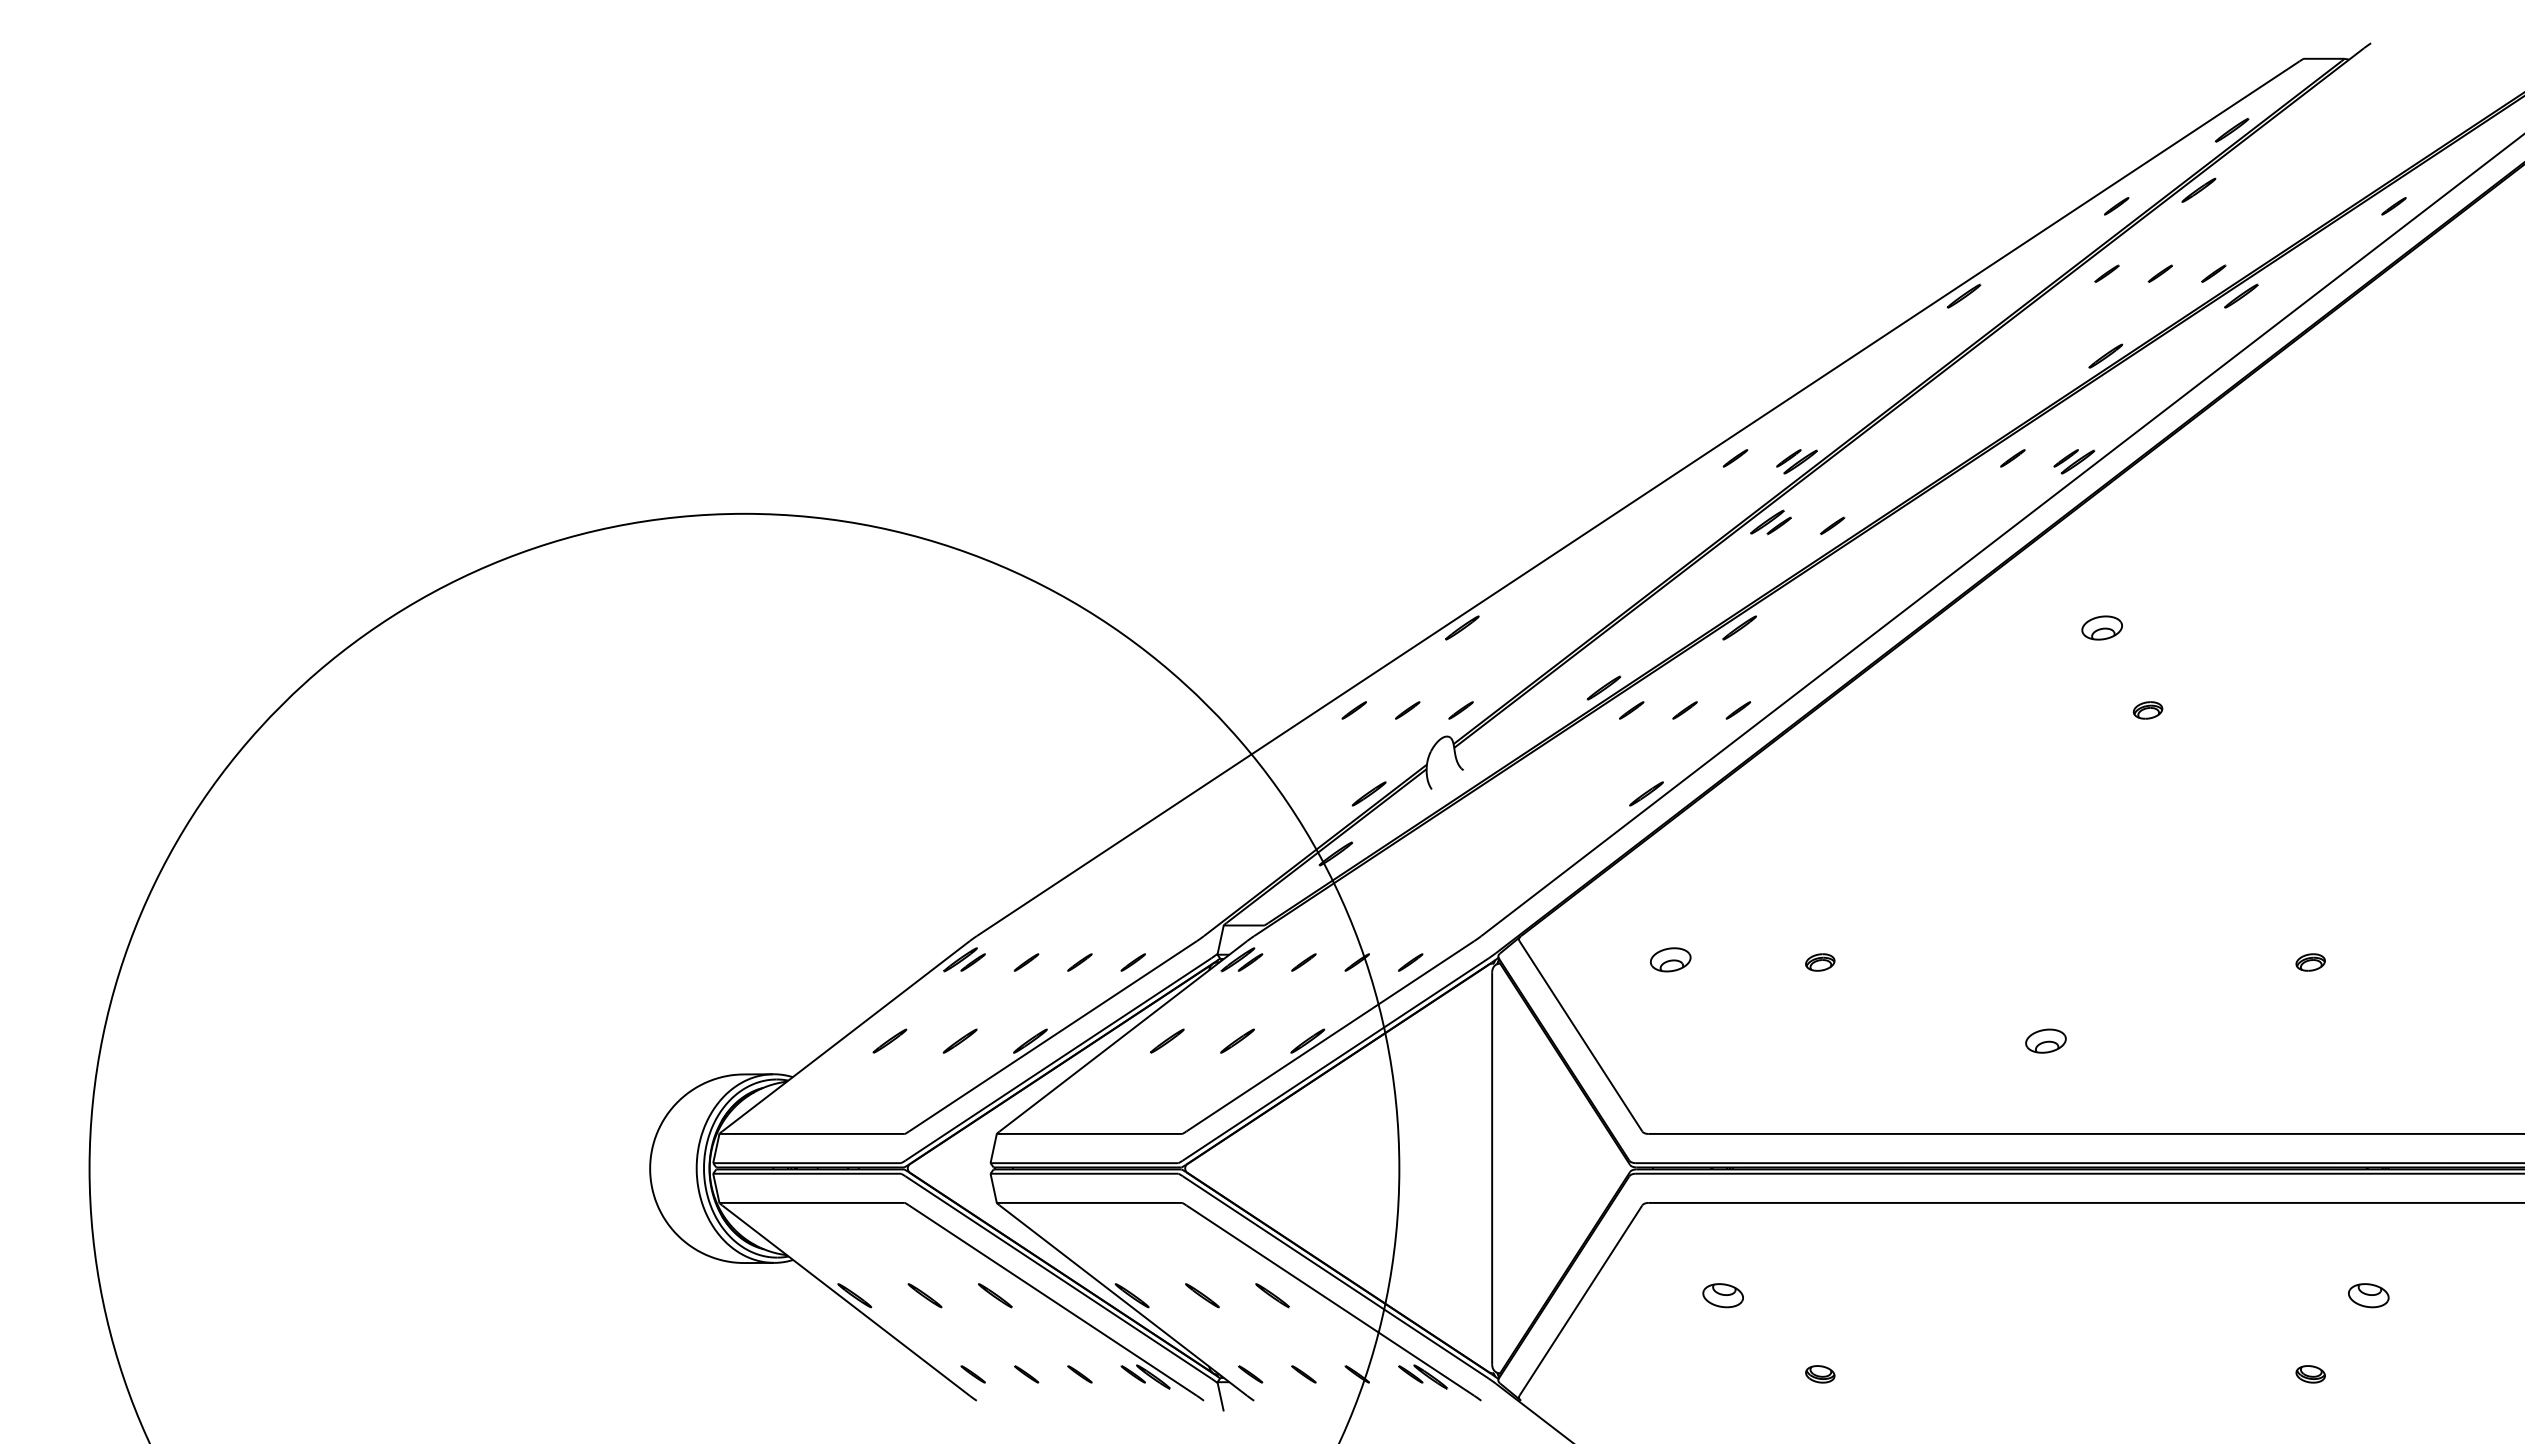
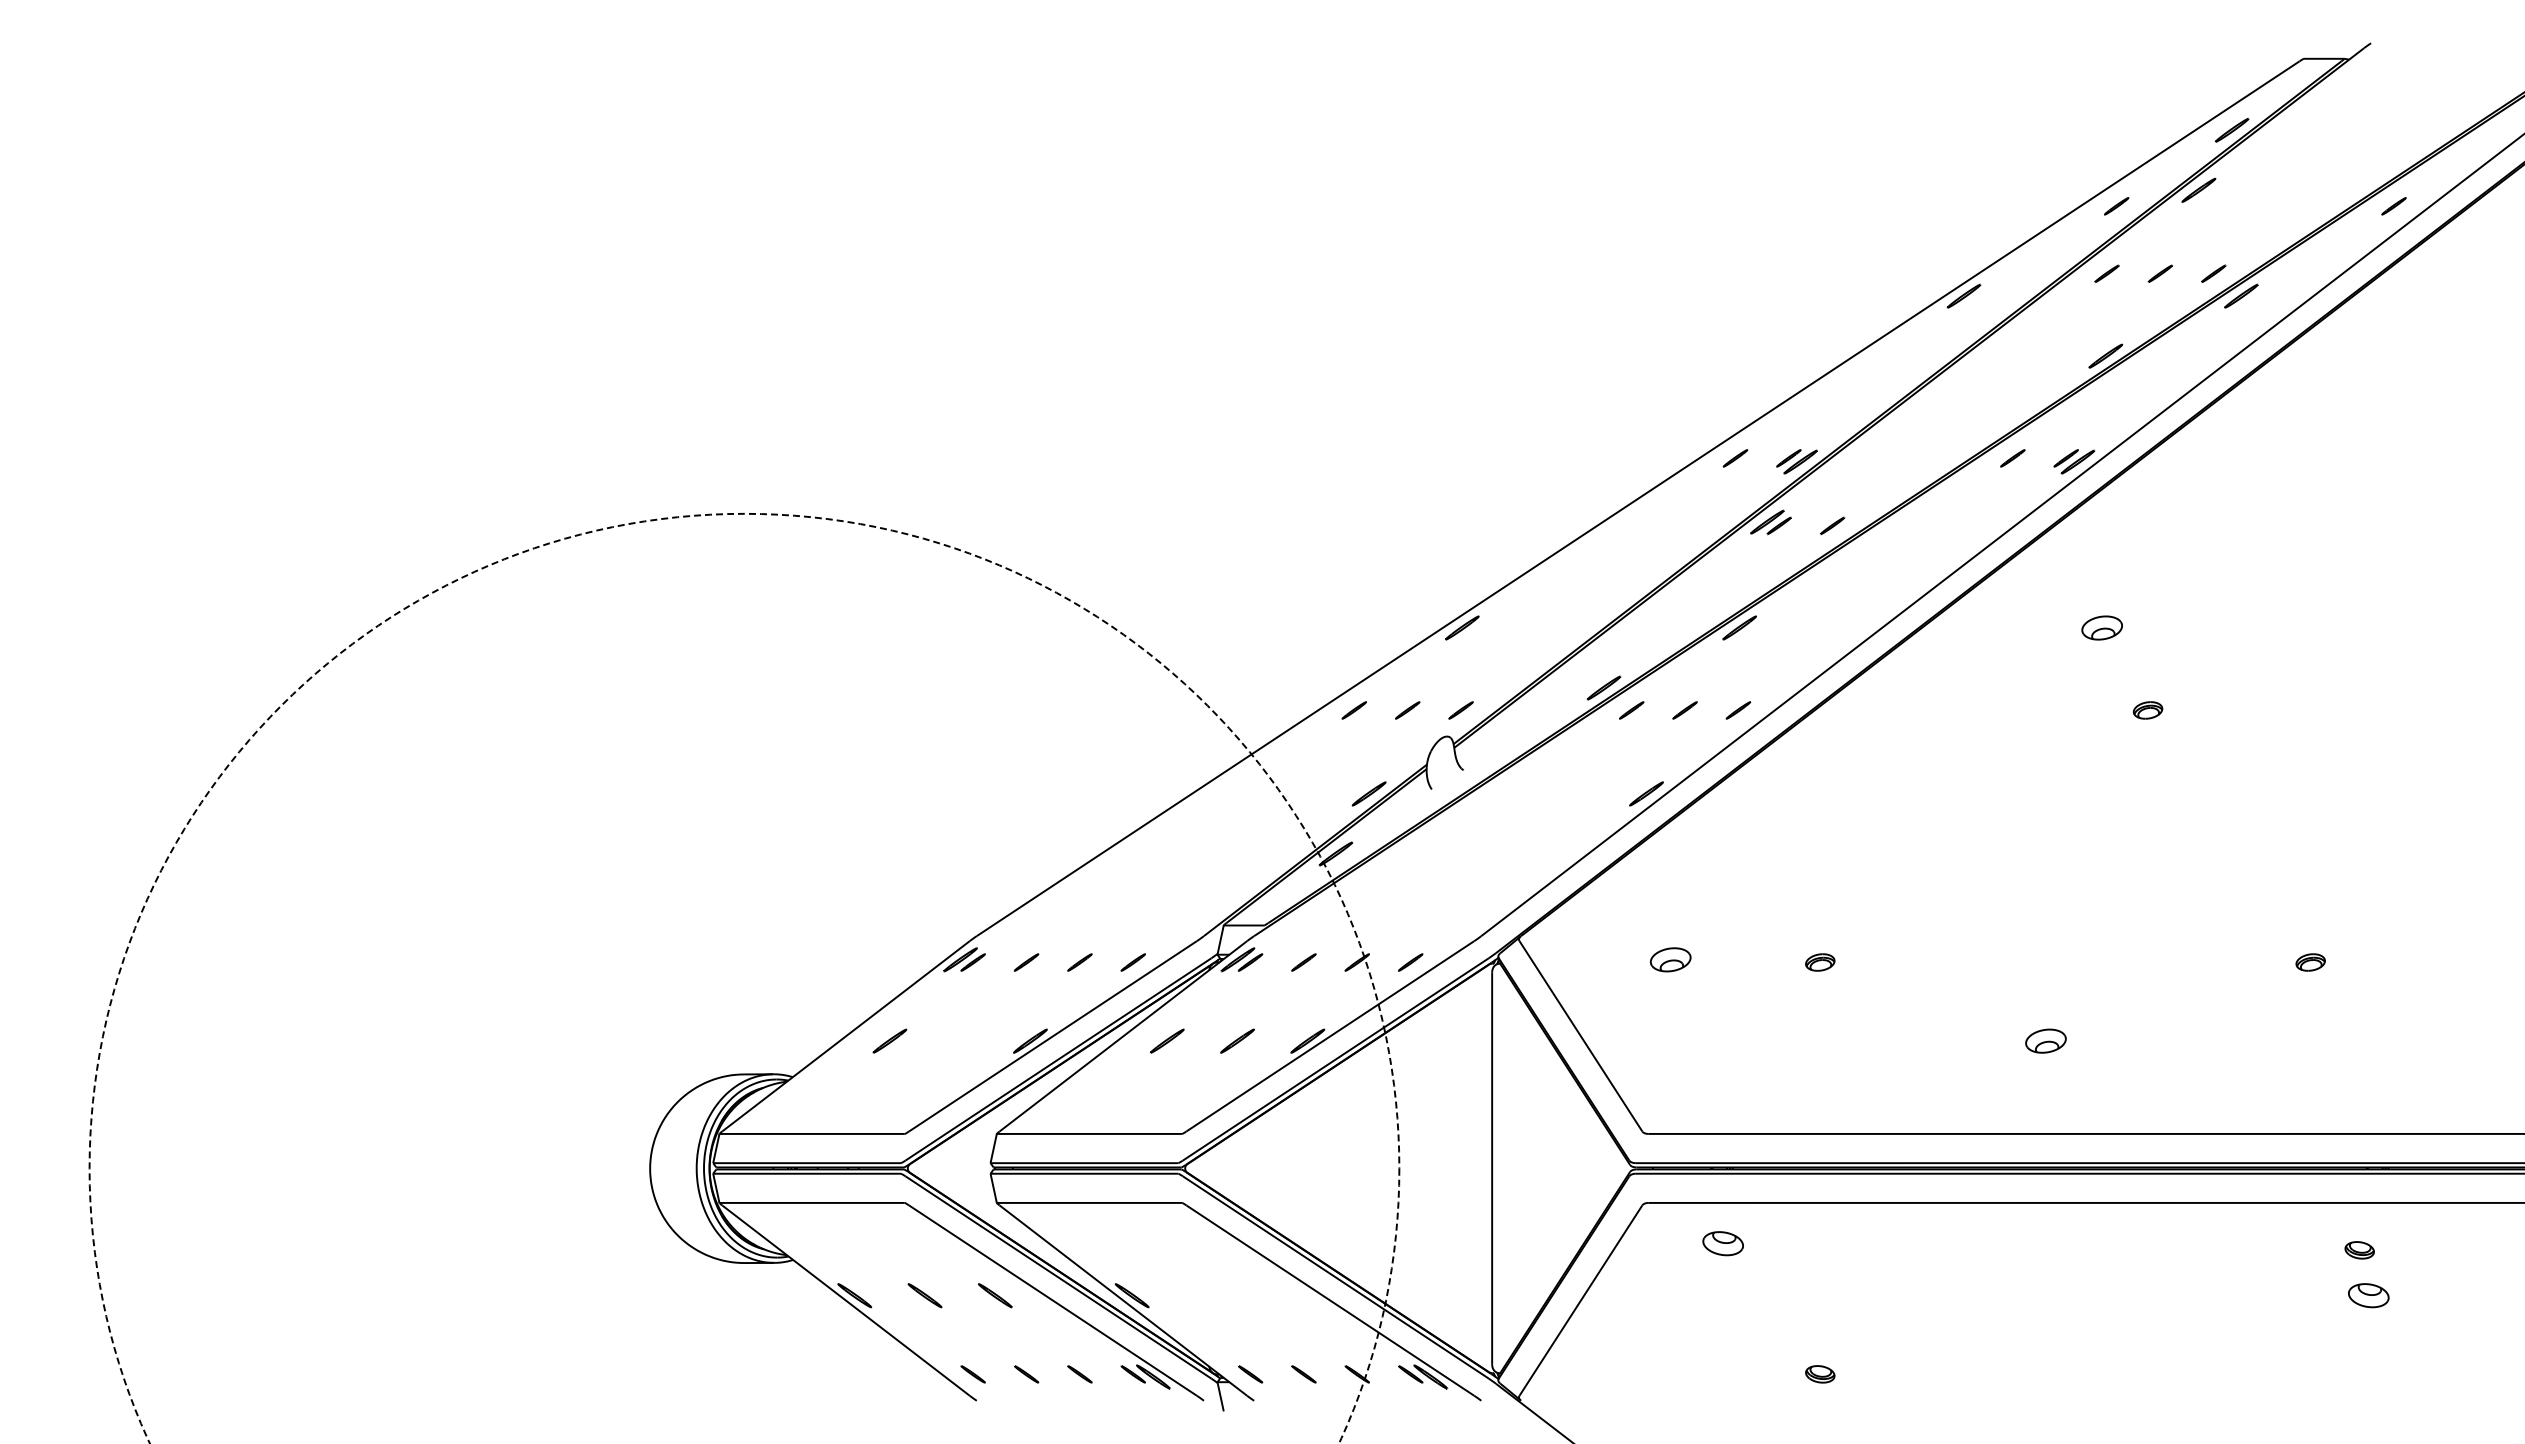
circle: solid -> dashed (744, 978)
part: present -> none (959, 1040)
part: present -> none (1202, 1295)
part: present -> none (1272, 1295)
part position: (1722, 1295) -> (1722, 1243) (1722, 1243)
part position: (2310, 1374) -> (2359, 1250) (2359, 1250)
